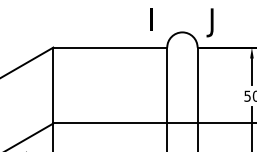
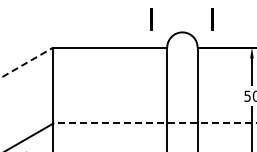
text: J -> I (209, 22)
line: solid -> dashed (27, 62)
line: solid -> dashed (154, 123)
